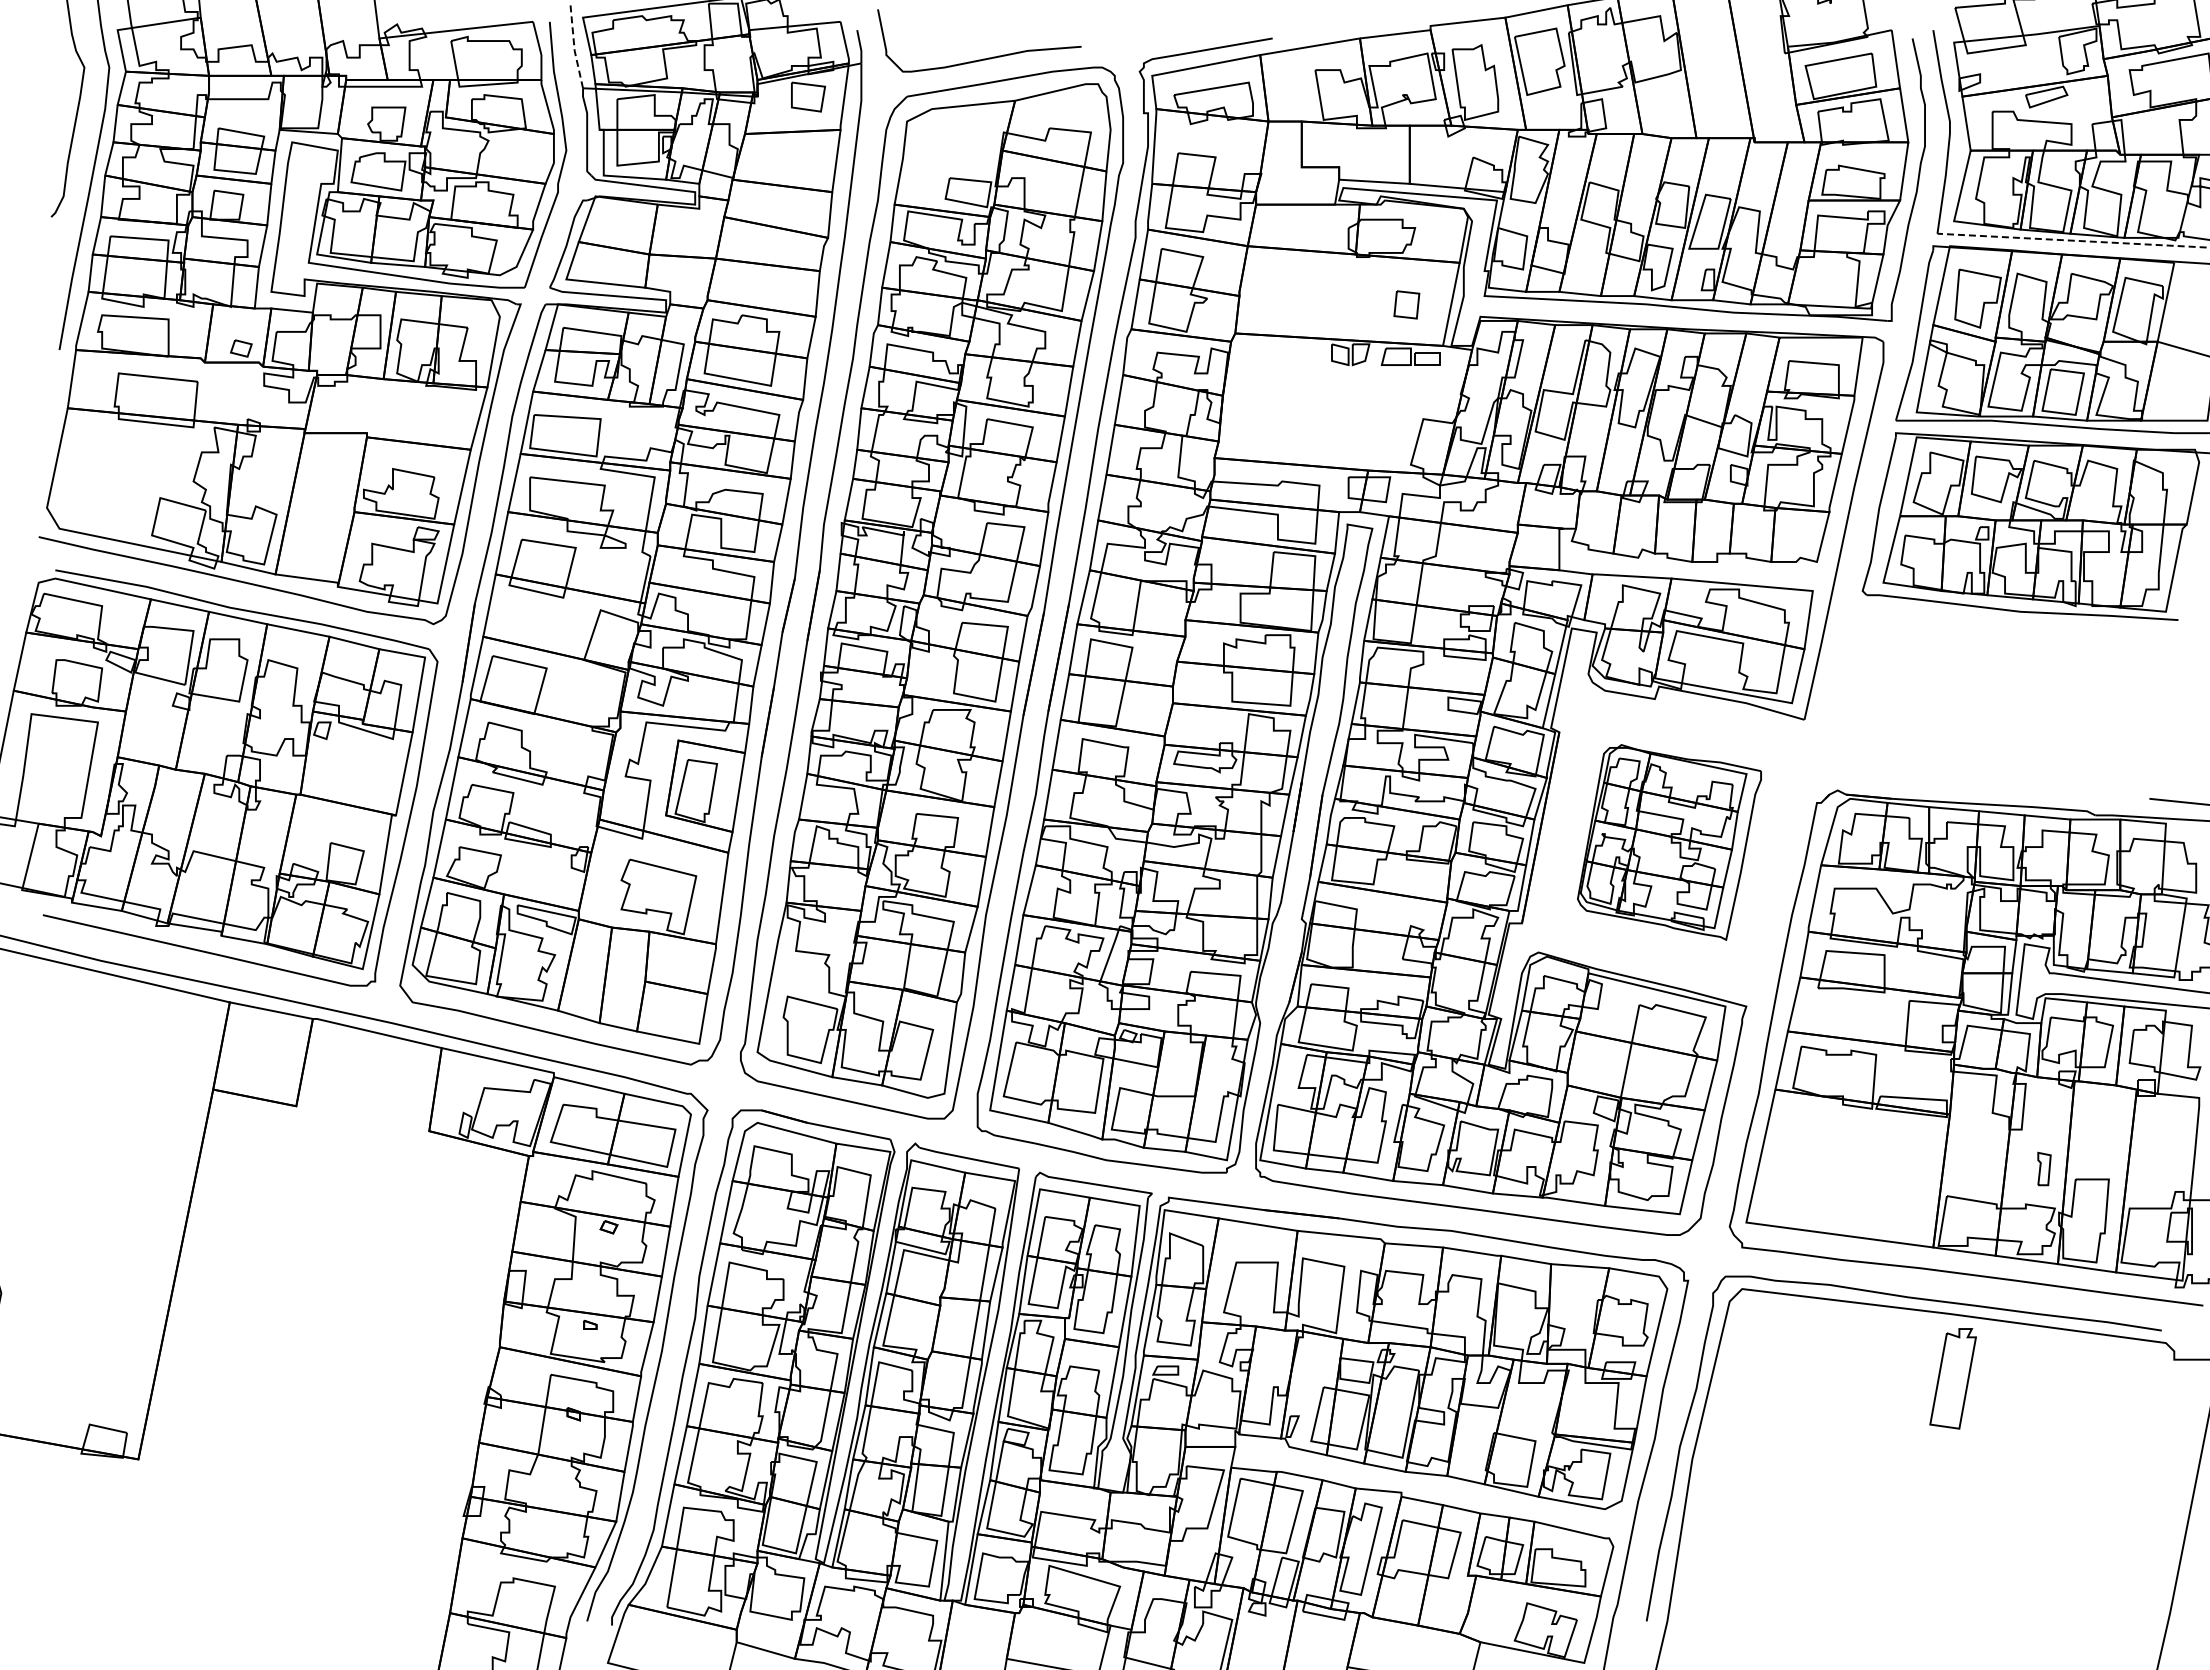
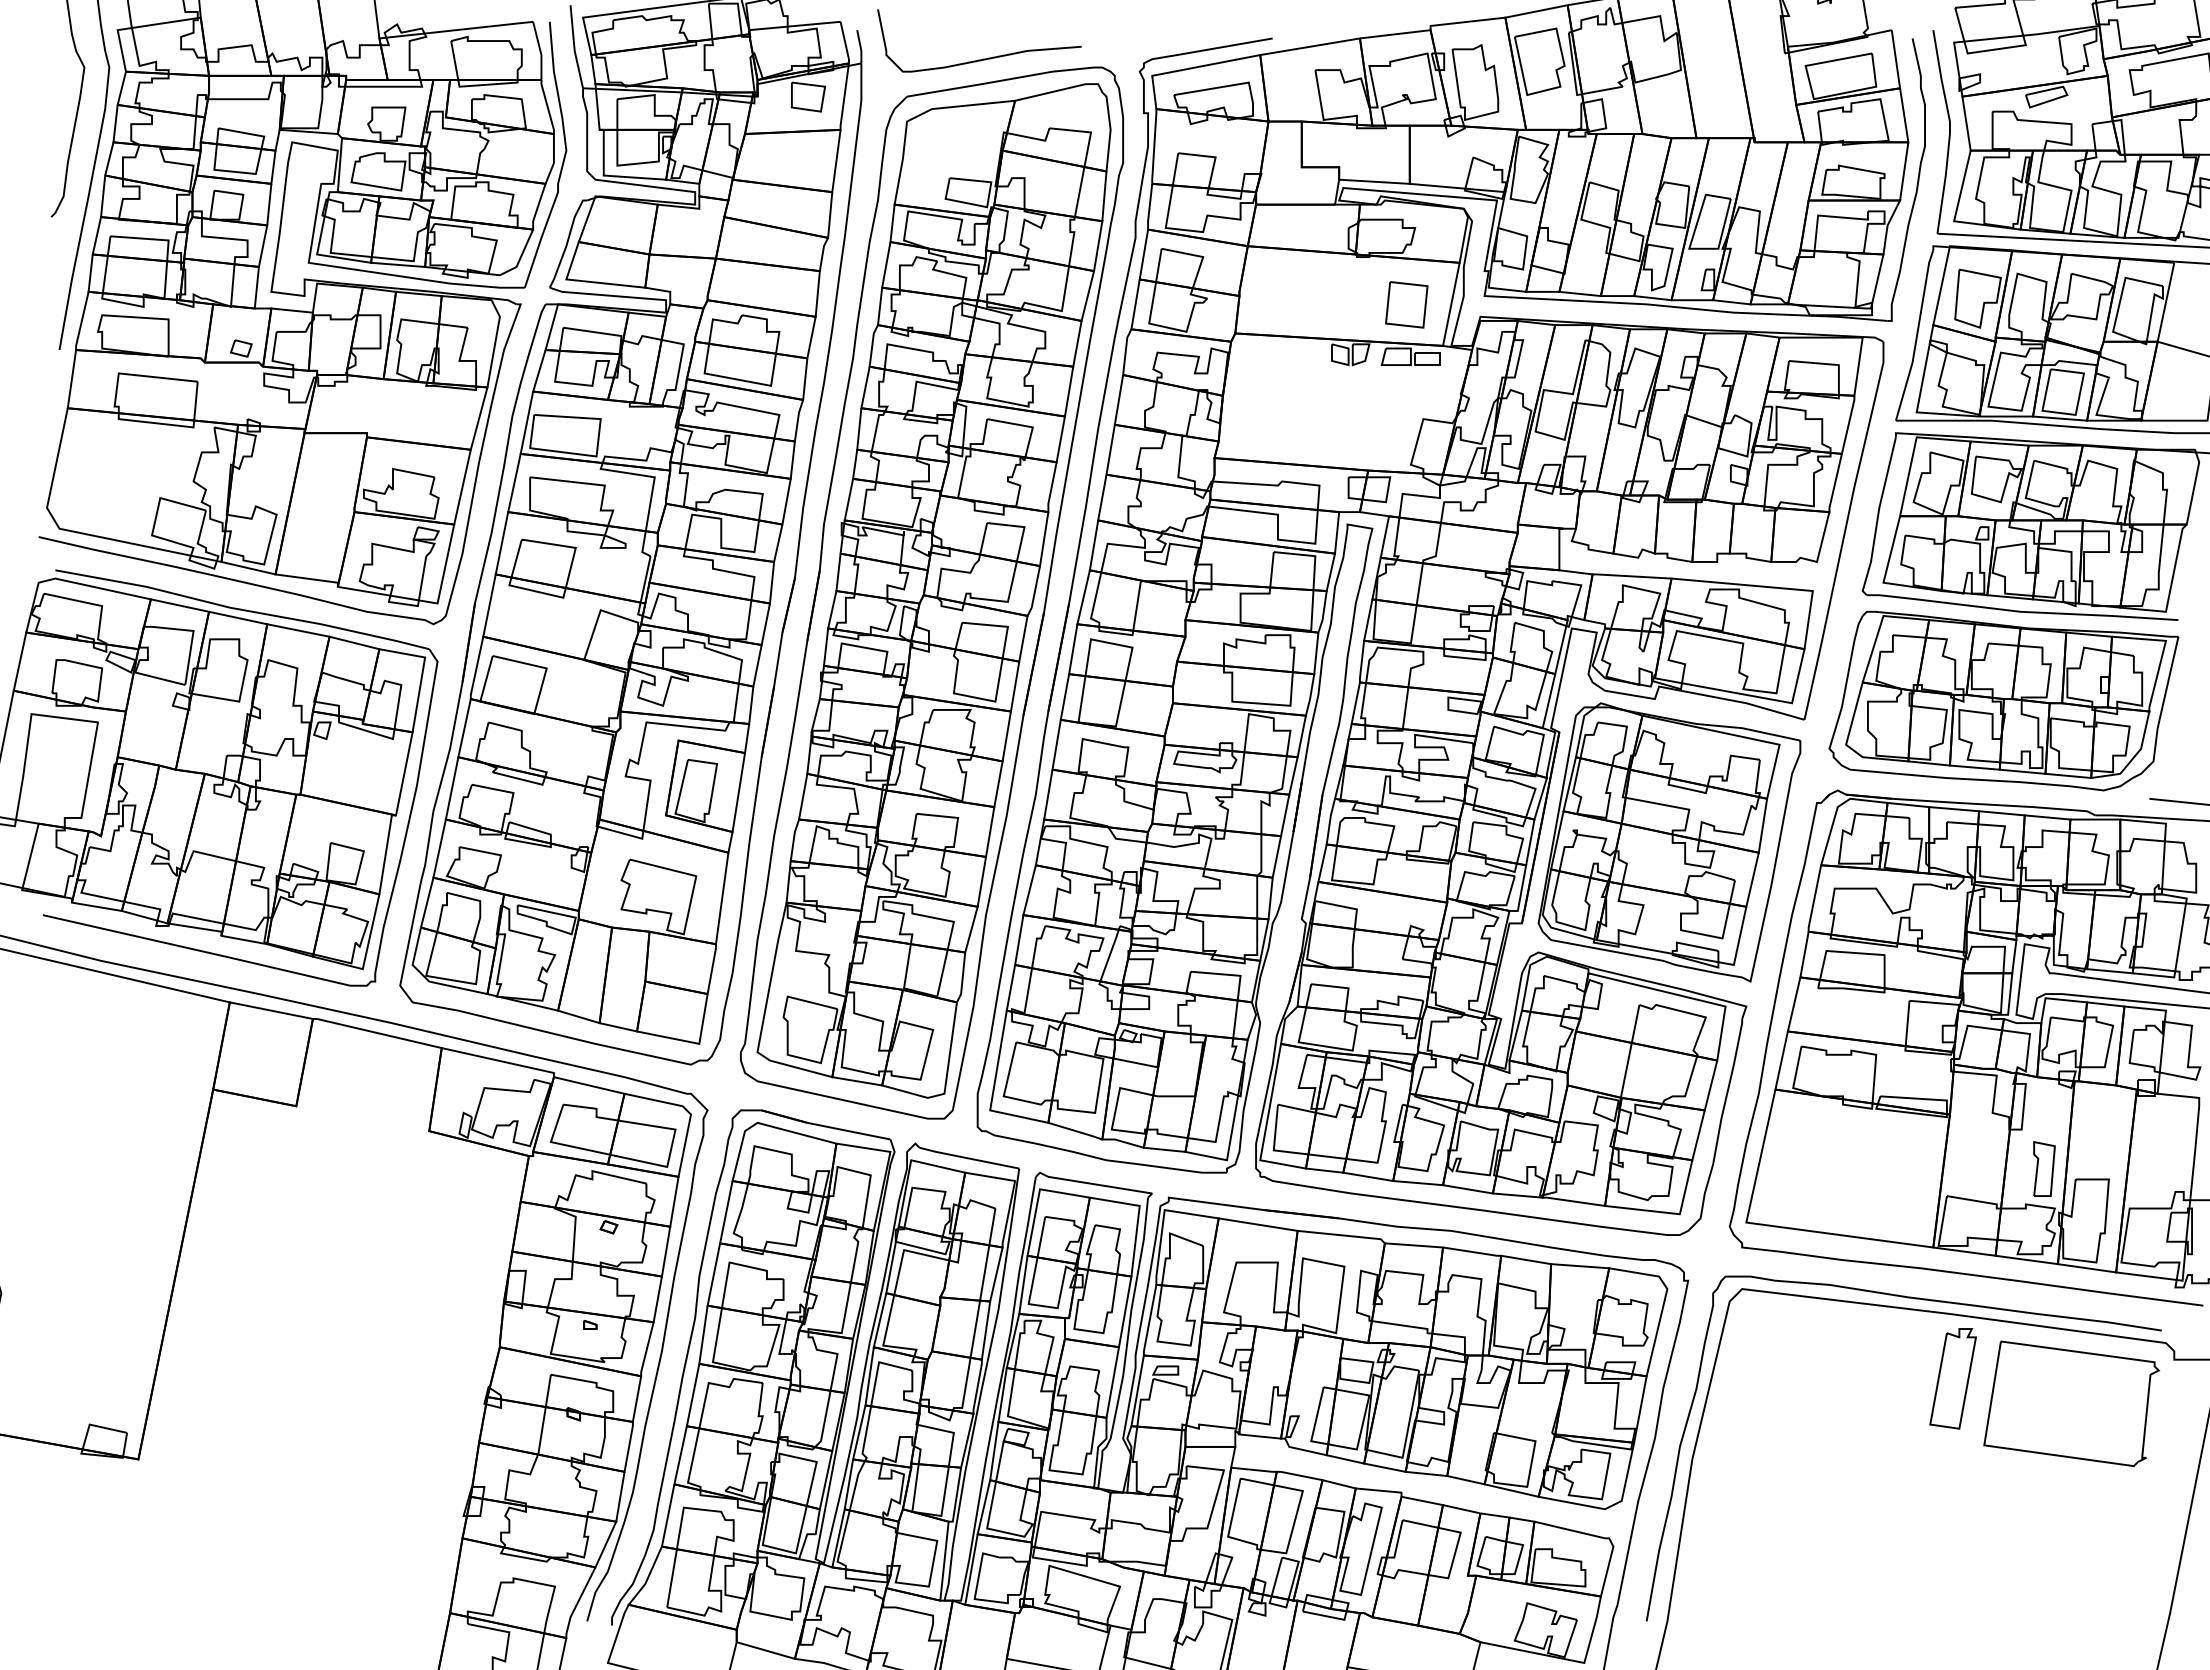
line: dashed -> solid (574, 47)
line: dashed -> solid (2073, 240)
part size: 28x30 px -> 44x48 px (1406, 304)
part: none -> present (2003, 700)
part size: 185x197 px -> 265x281 px (1669, 842)
part size: 15x36 px -> 23x56 px (2044, 1168)
part: none -> present (2071, 1403)
